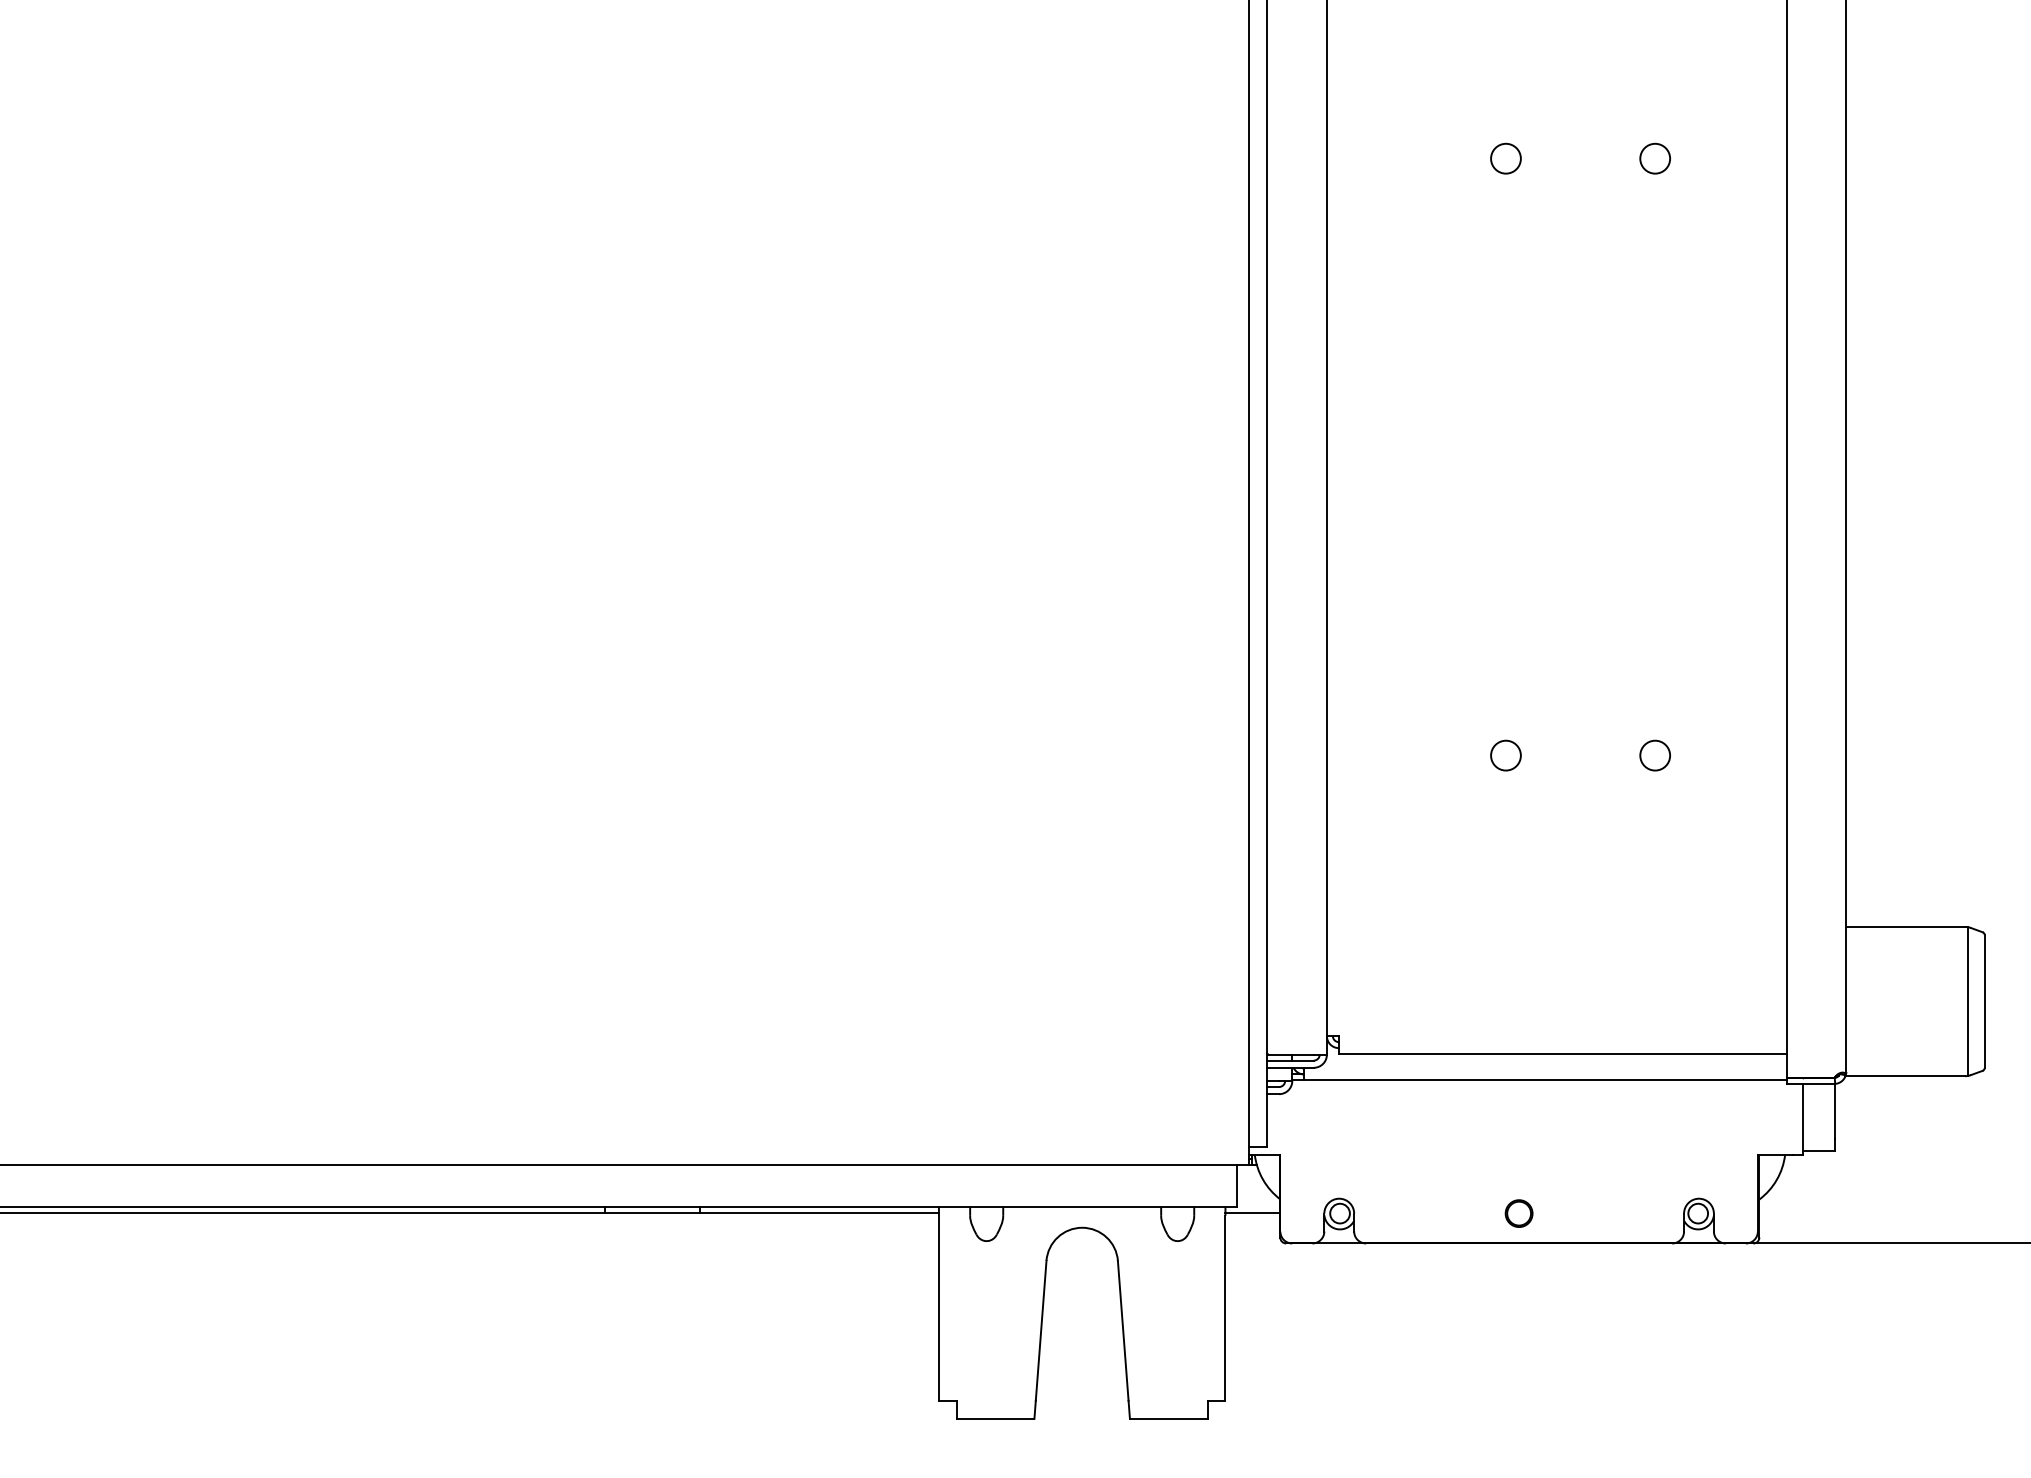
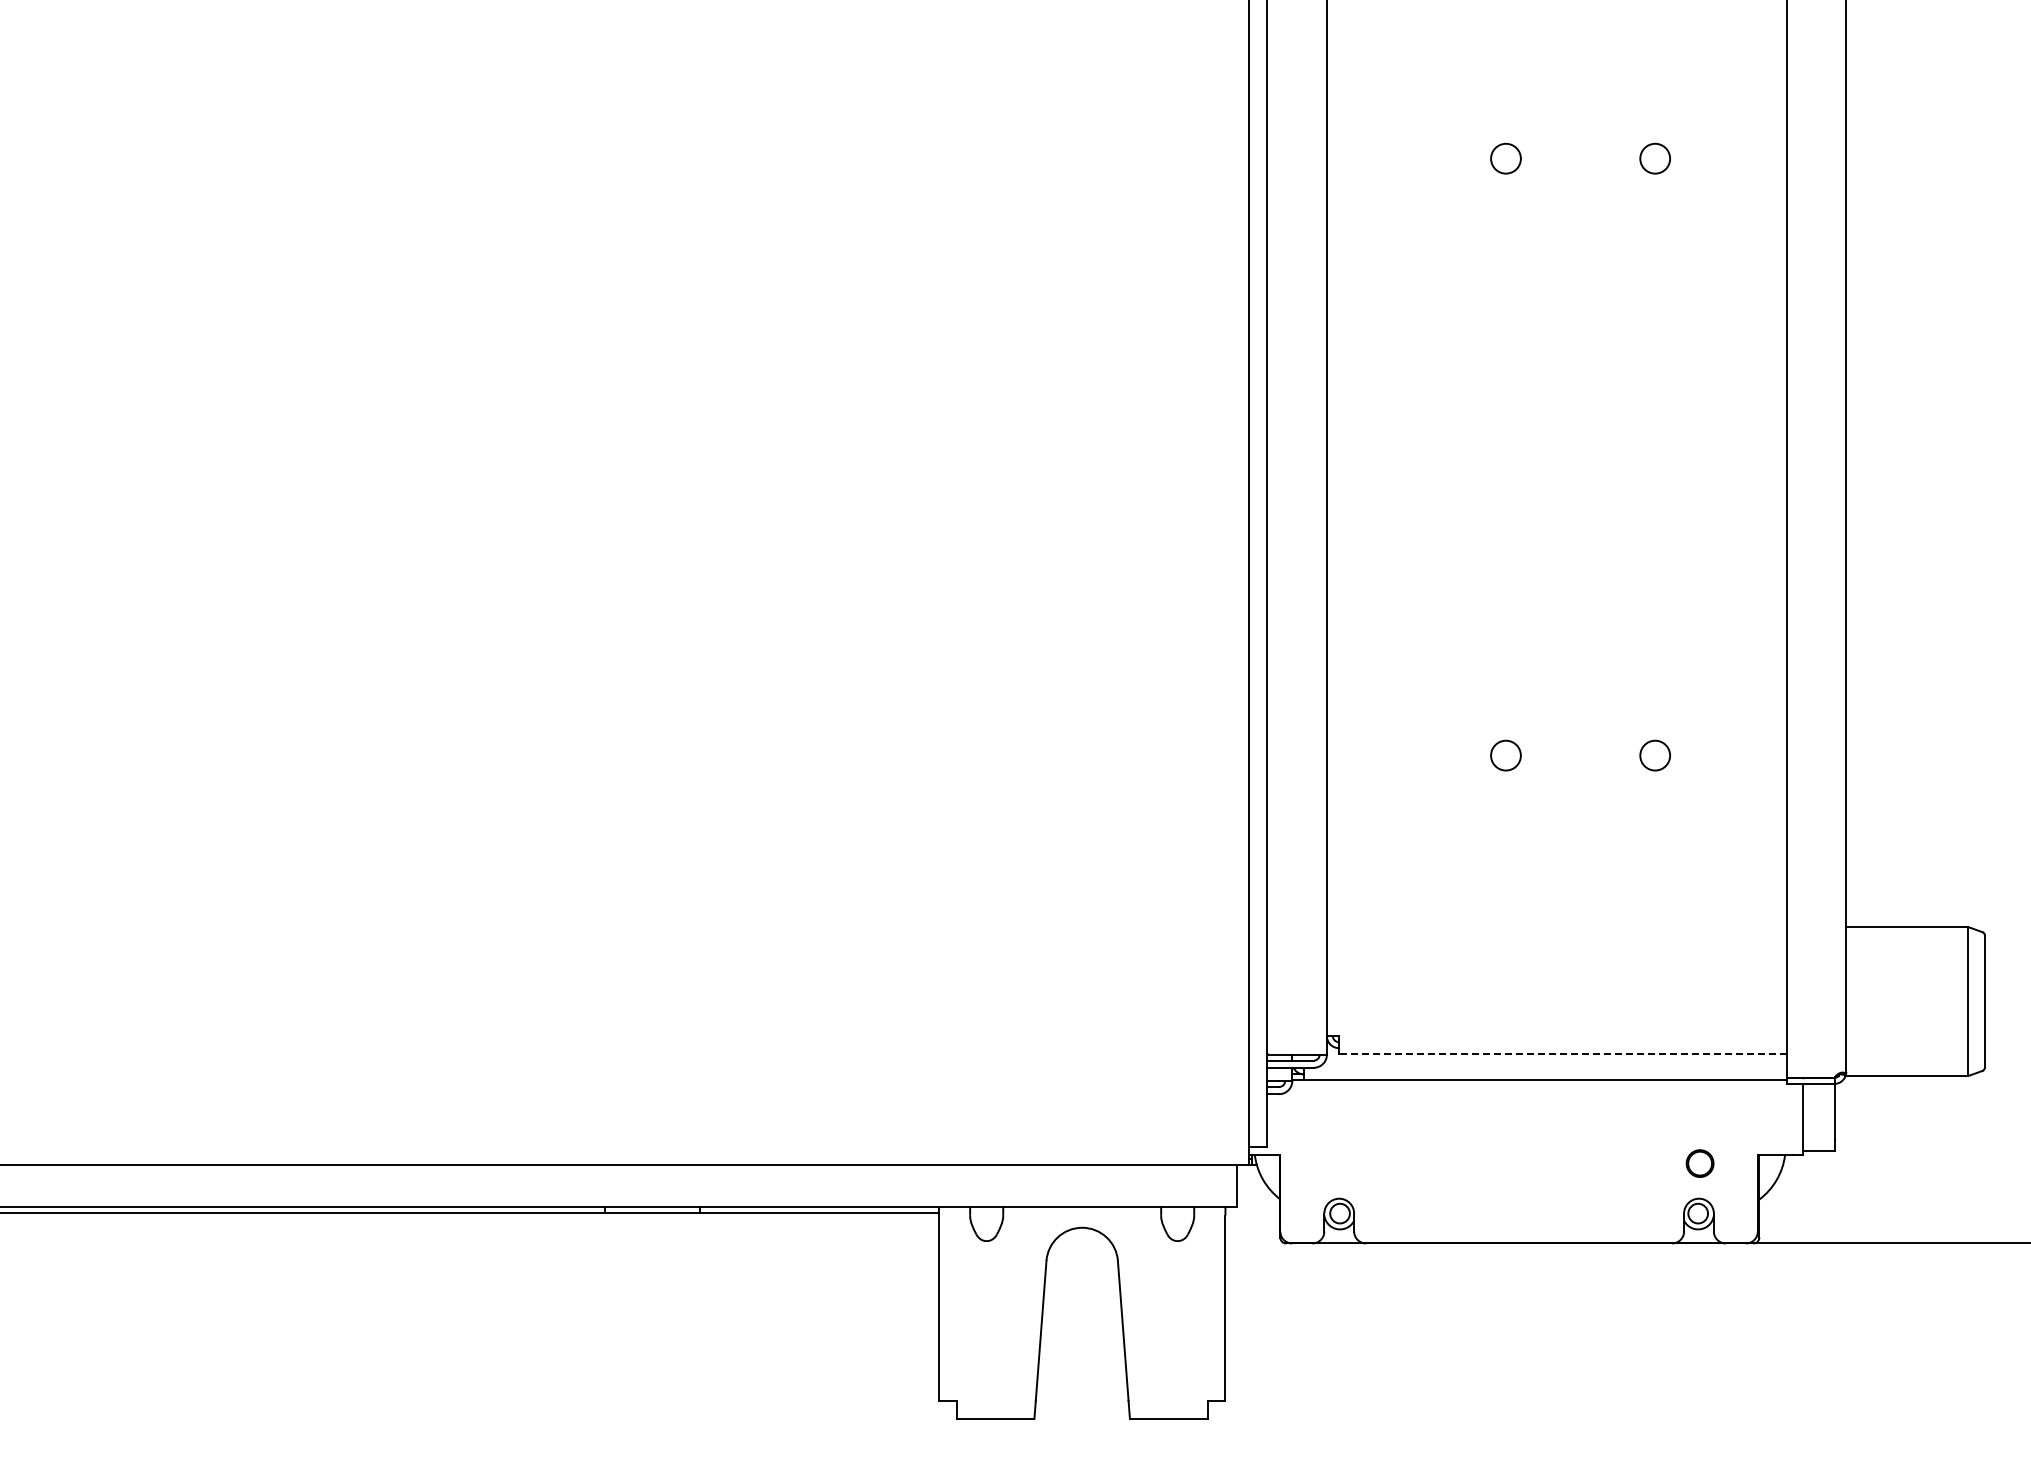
line: solid -> dashed (1562, 1054)
line: present -> none (1252, 1212)
part position: (1518, 1213) -> (1699, 1163) (1699, 1163)
